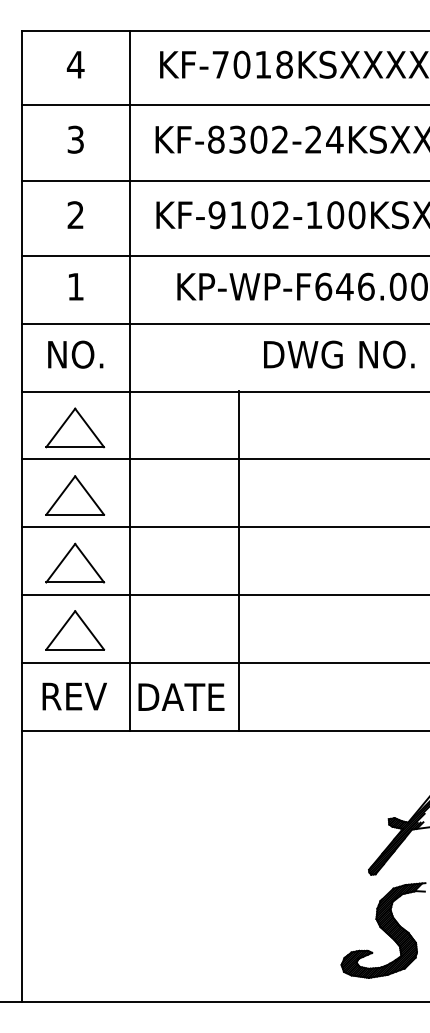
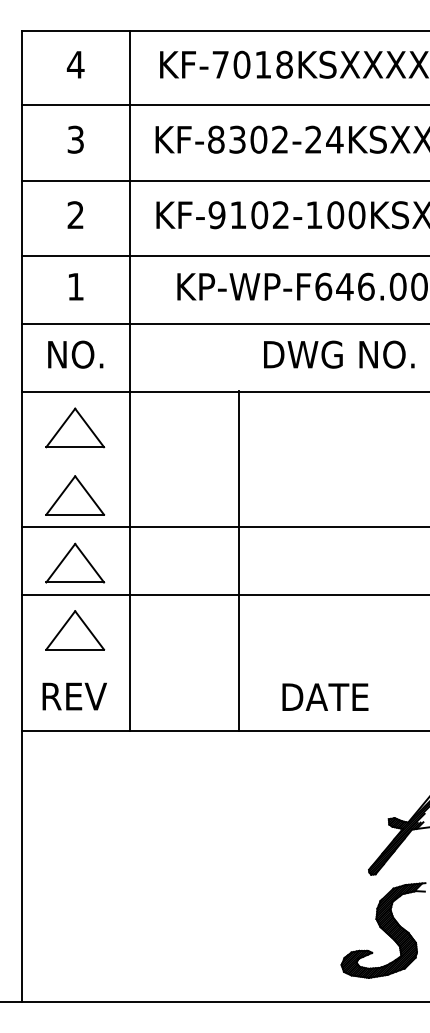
line: present -> none (223, 459)
line: present -> none (223, 662)
text position: (181, 696) -> (325, 696) (325, 696)
